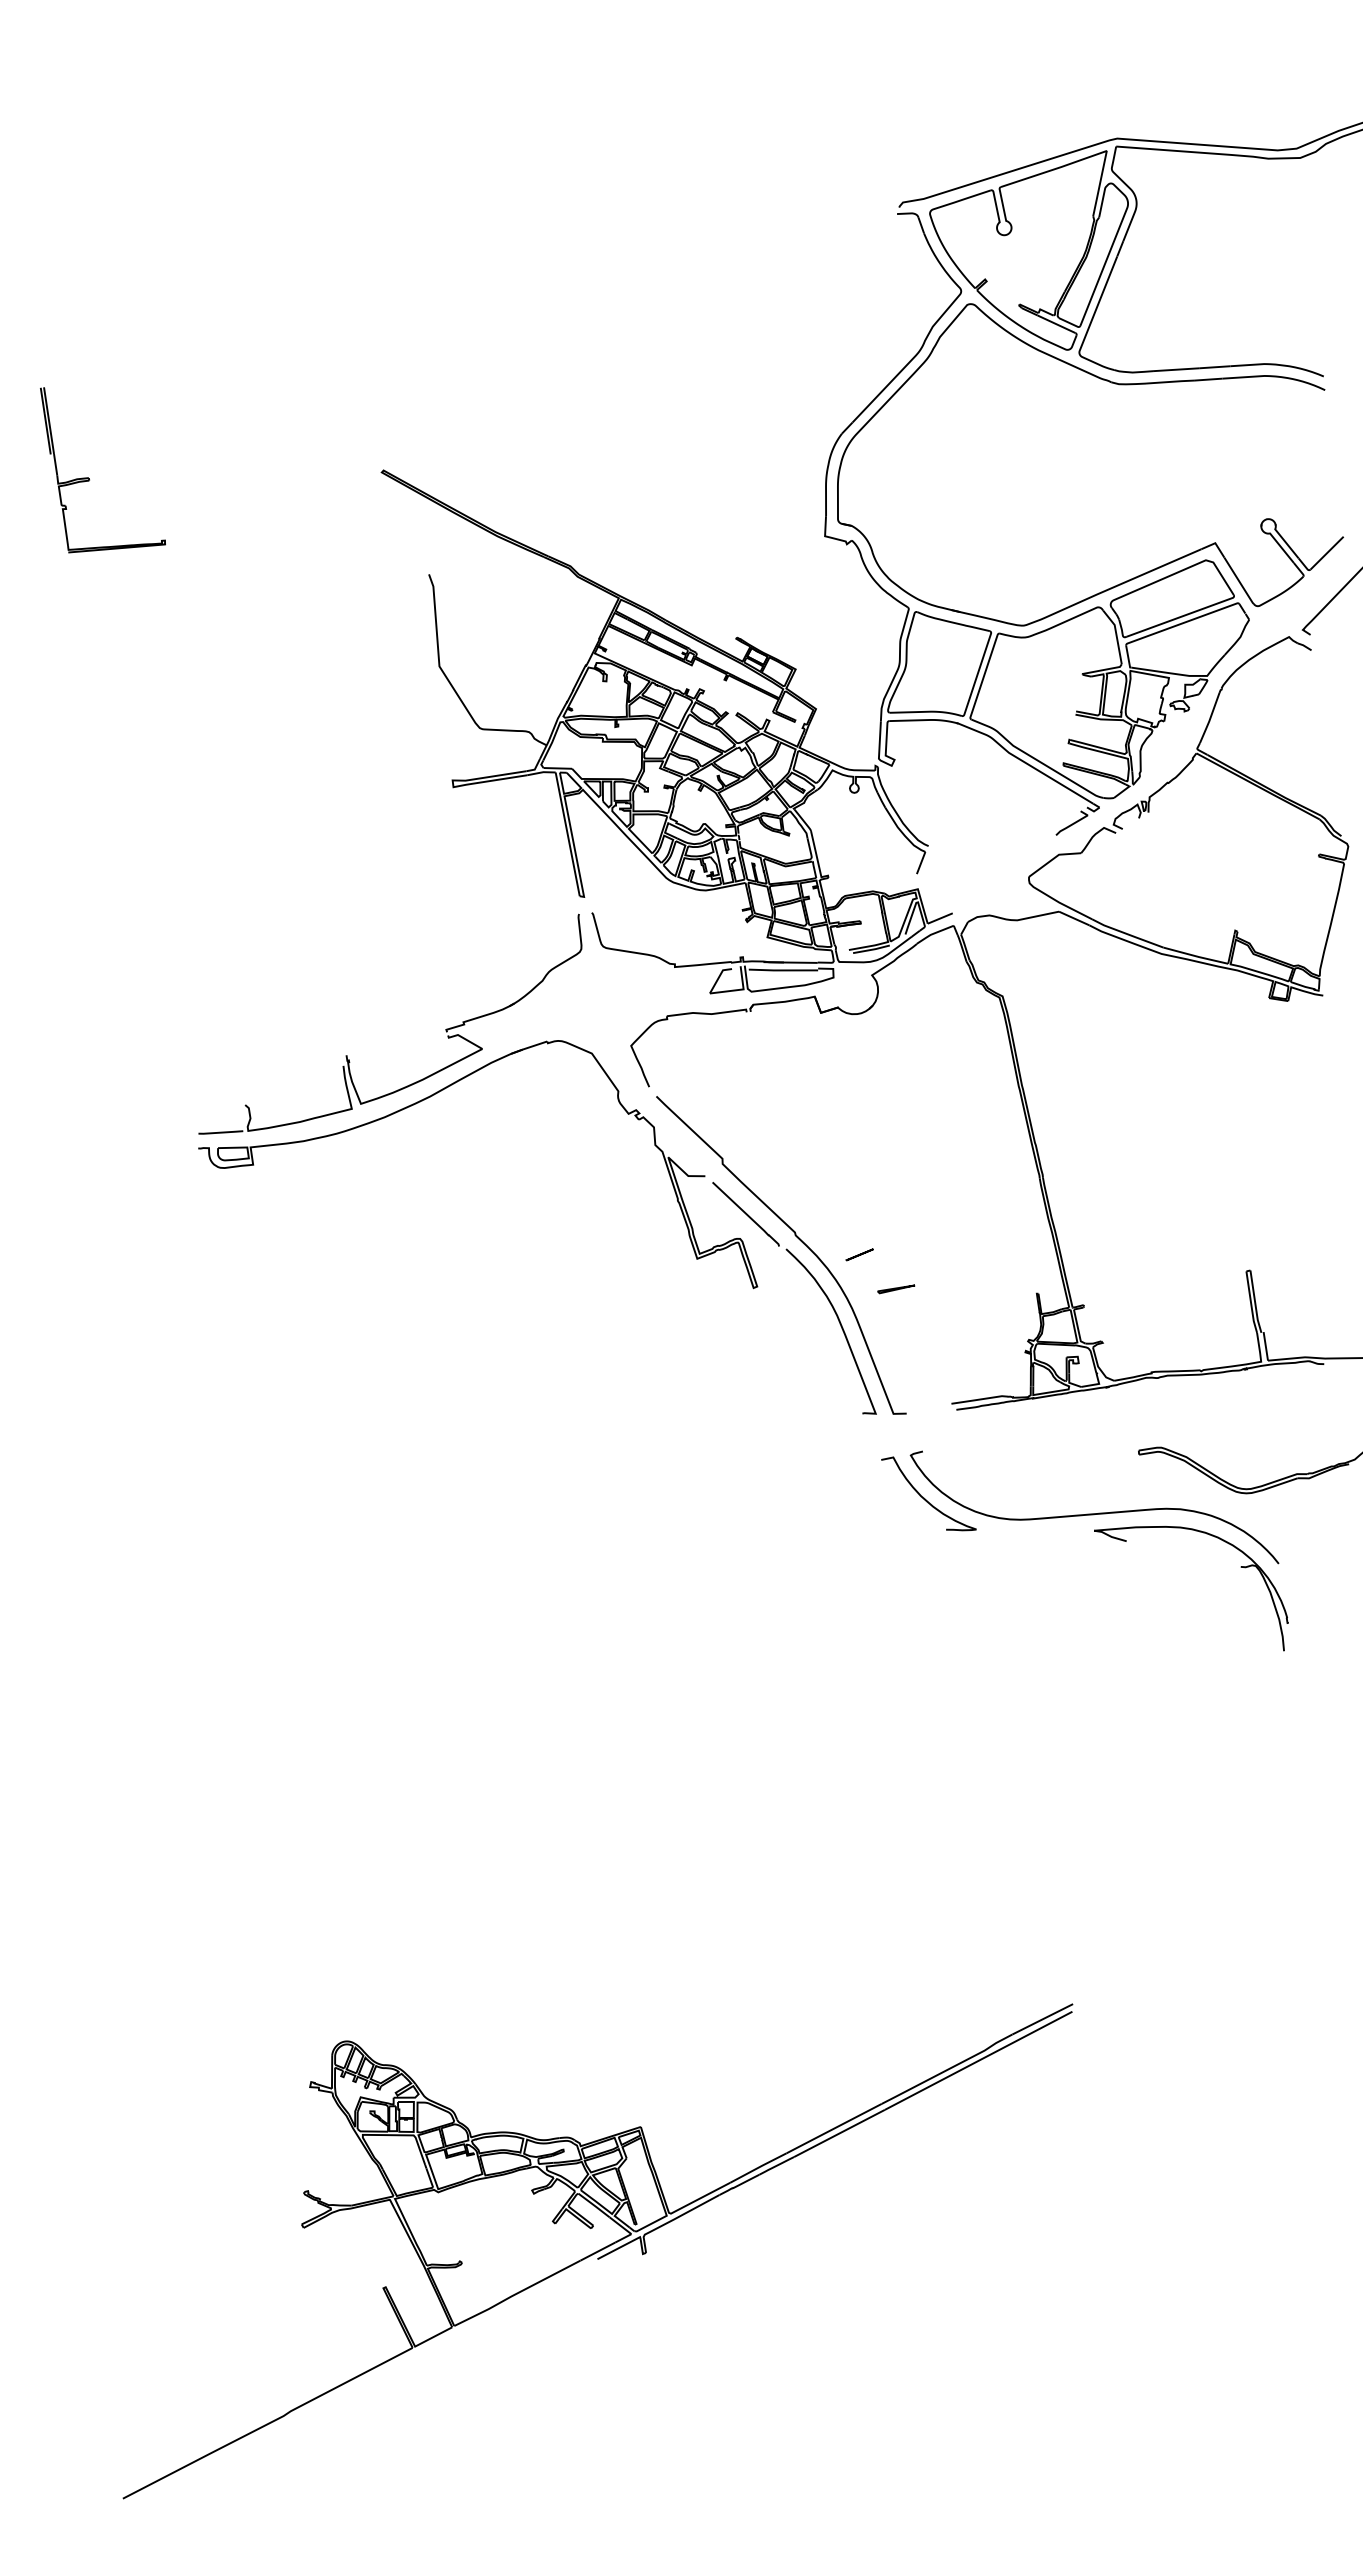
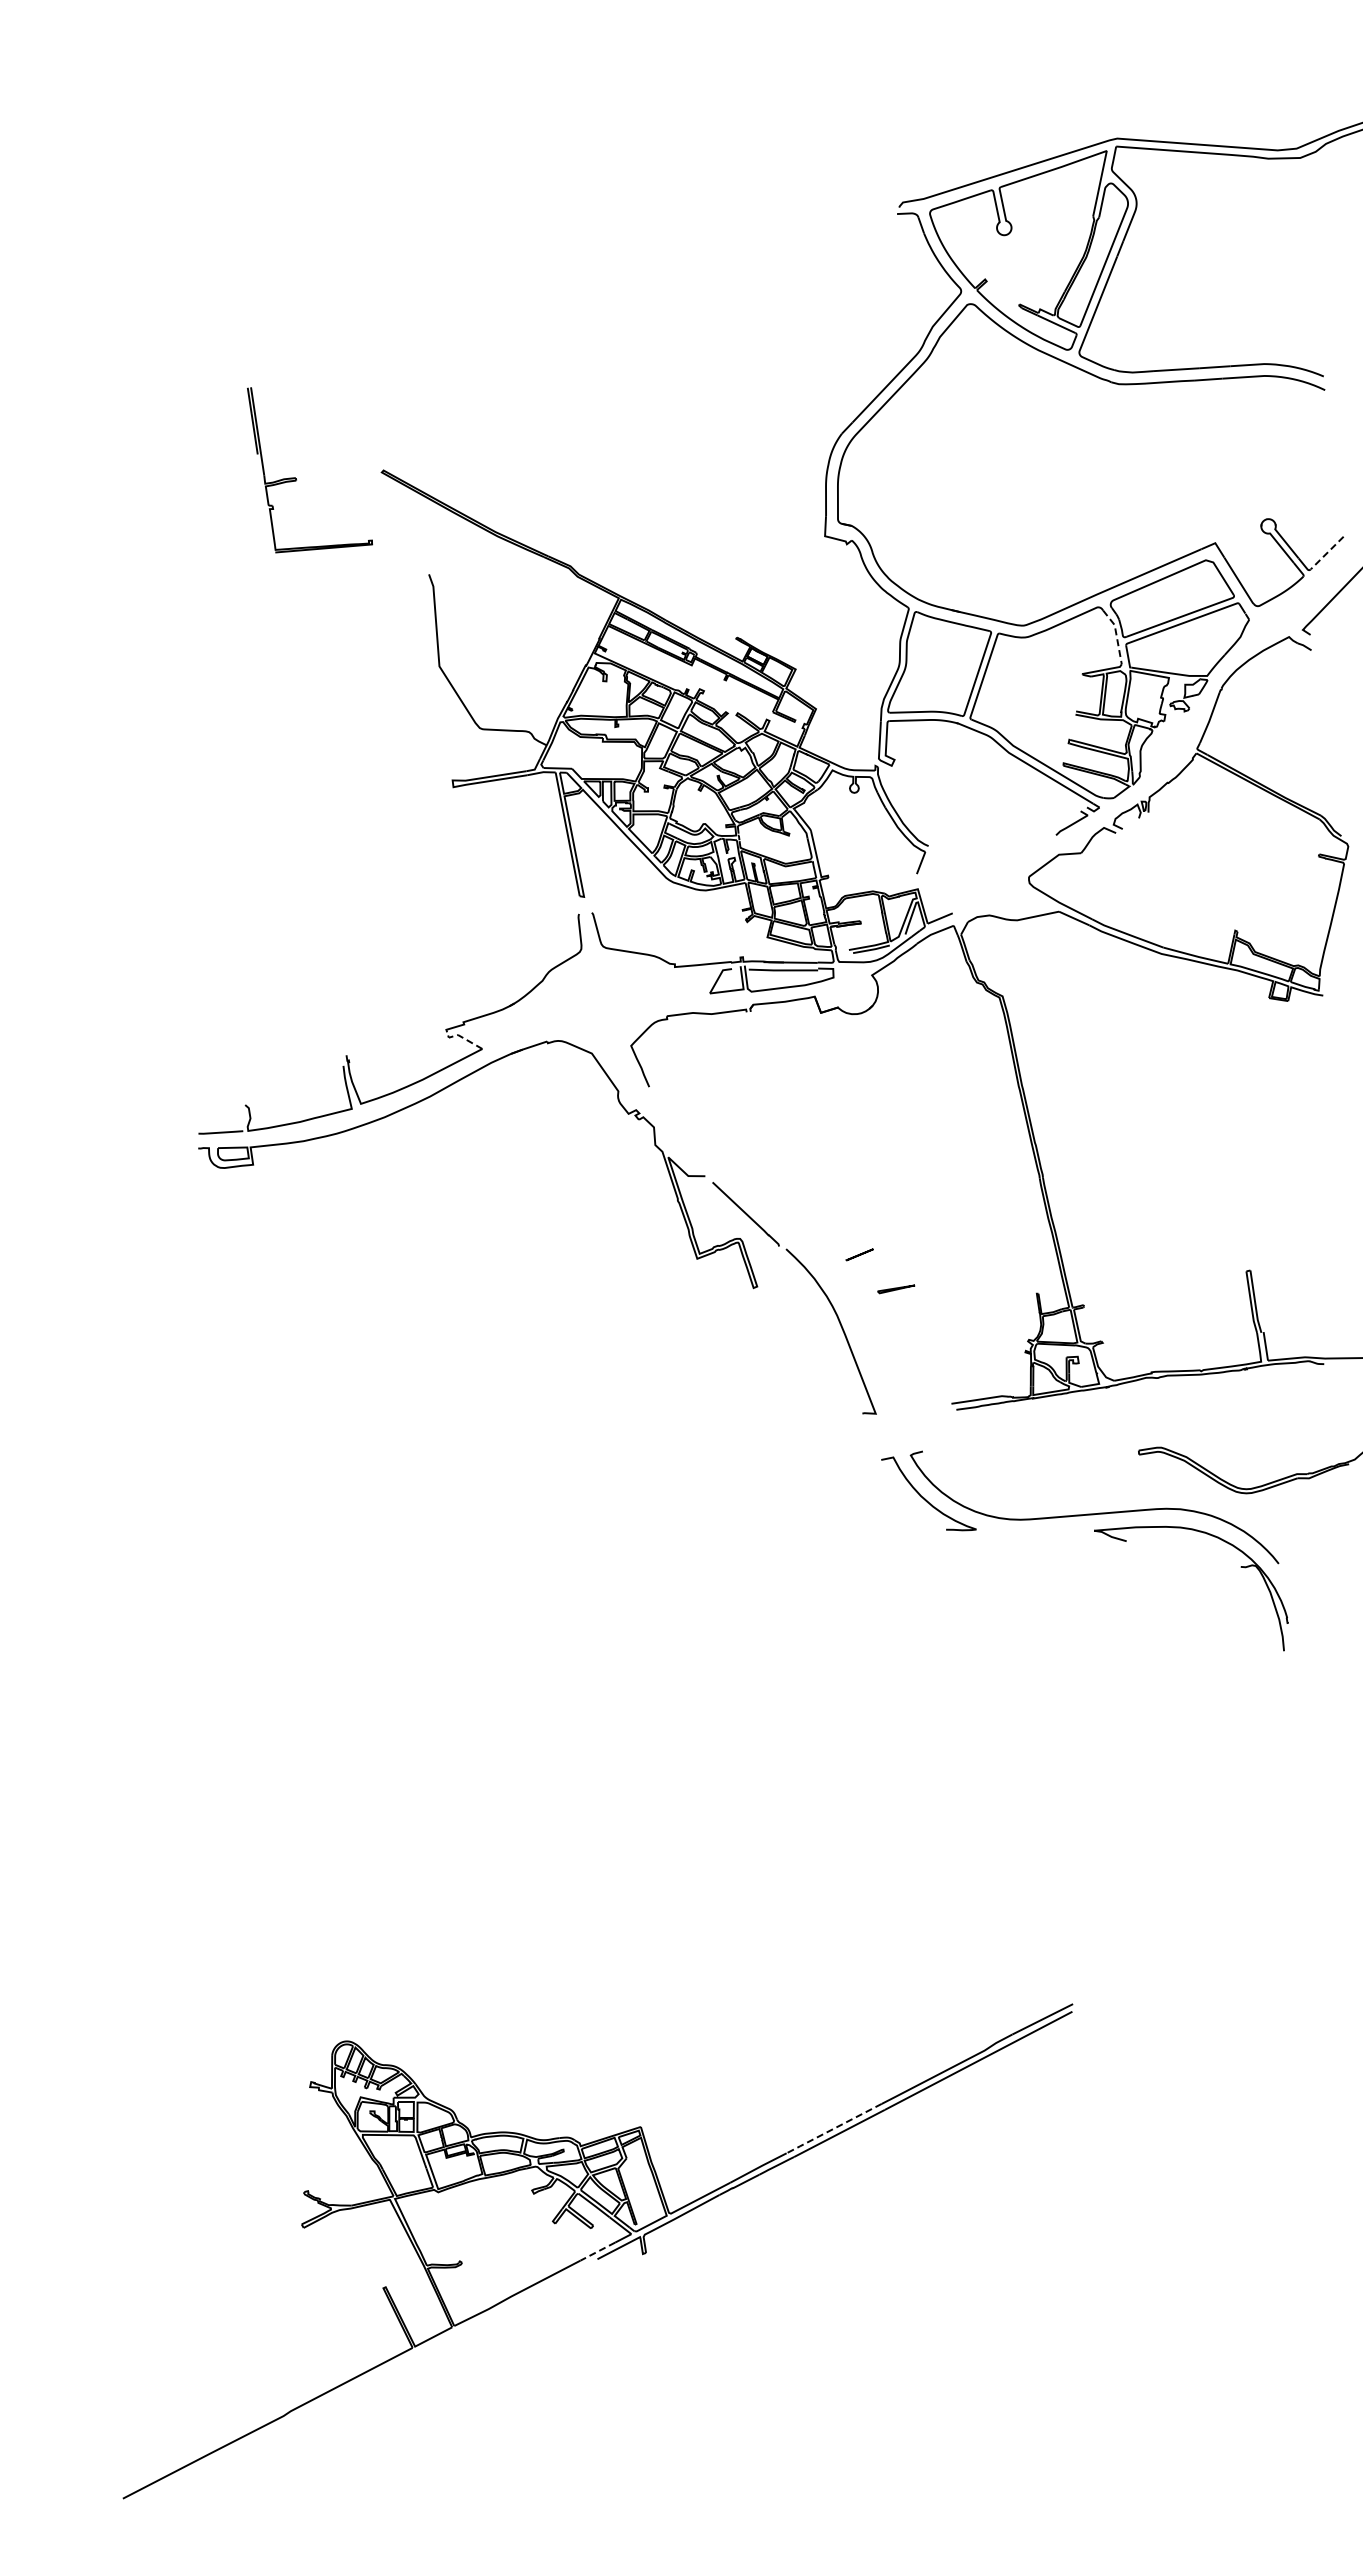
part position: (89, 478) -> (296, 478) (296, 478)
line: solid -> dashed (1326, 553)
line: solid -> dashed (1116, 634)
line: solid -> dashed (463, 1038)
curve: present -> none (797, 1238)
line: solid -> dashed (832, 2129)
line: solid -> dashed (597, 2251)
